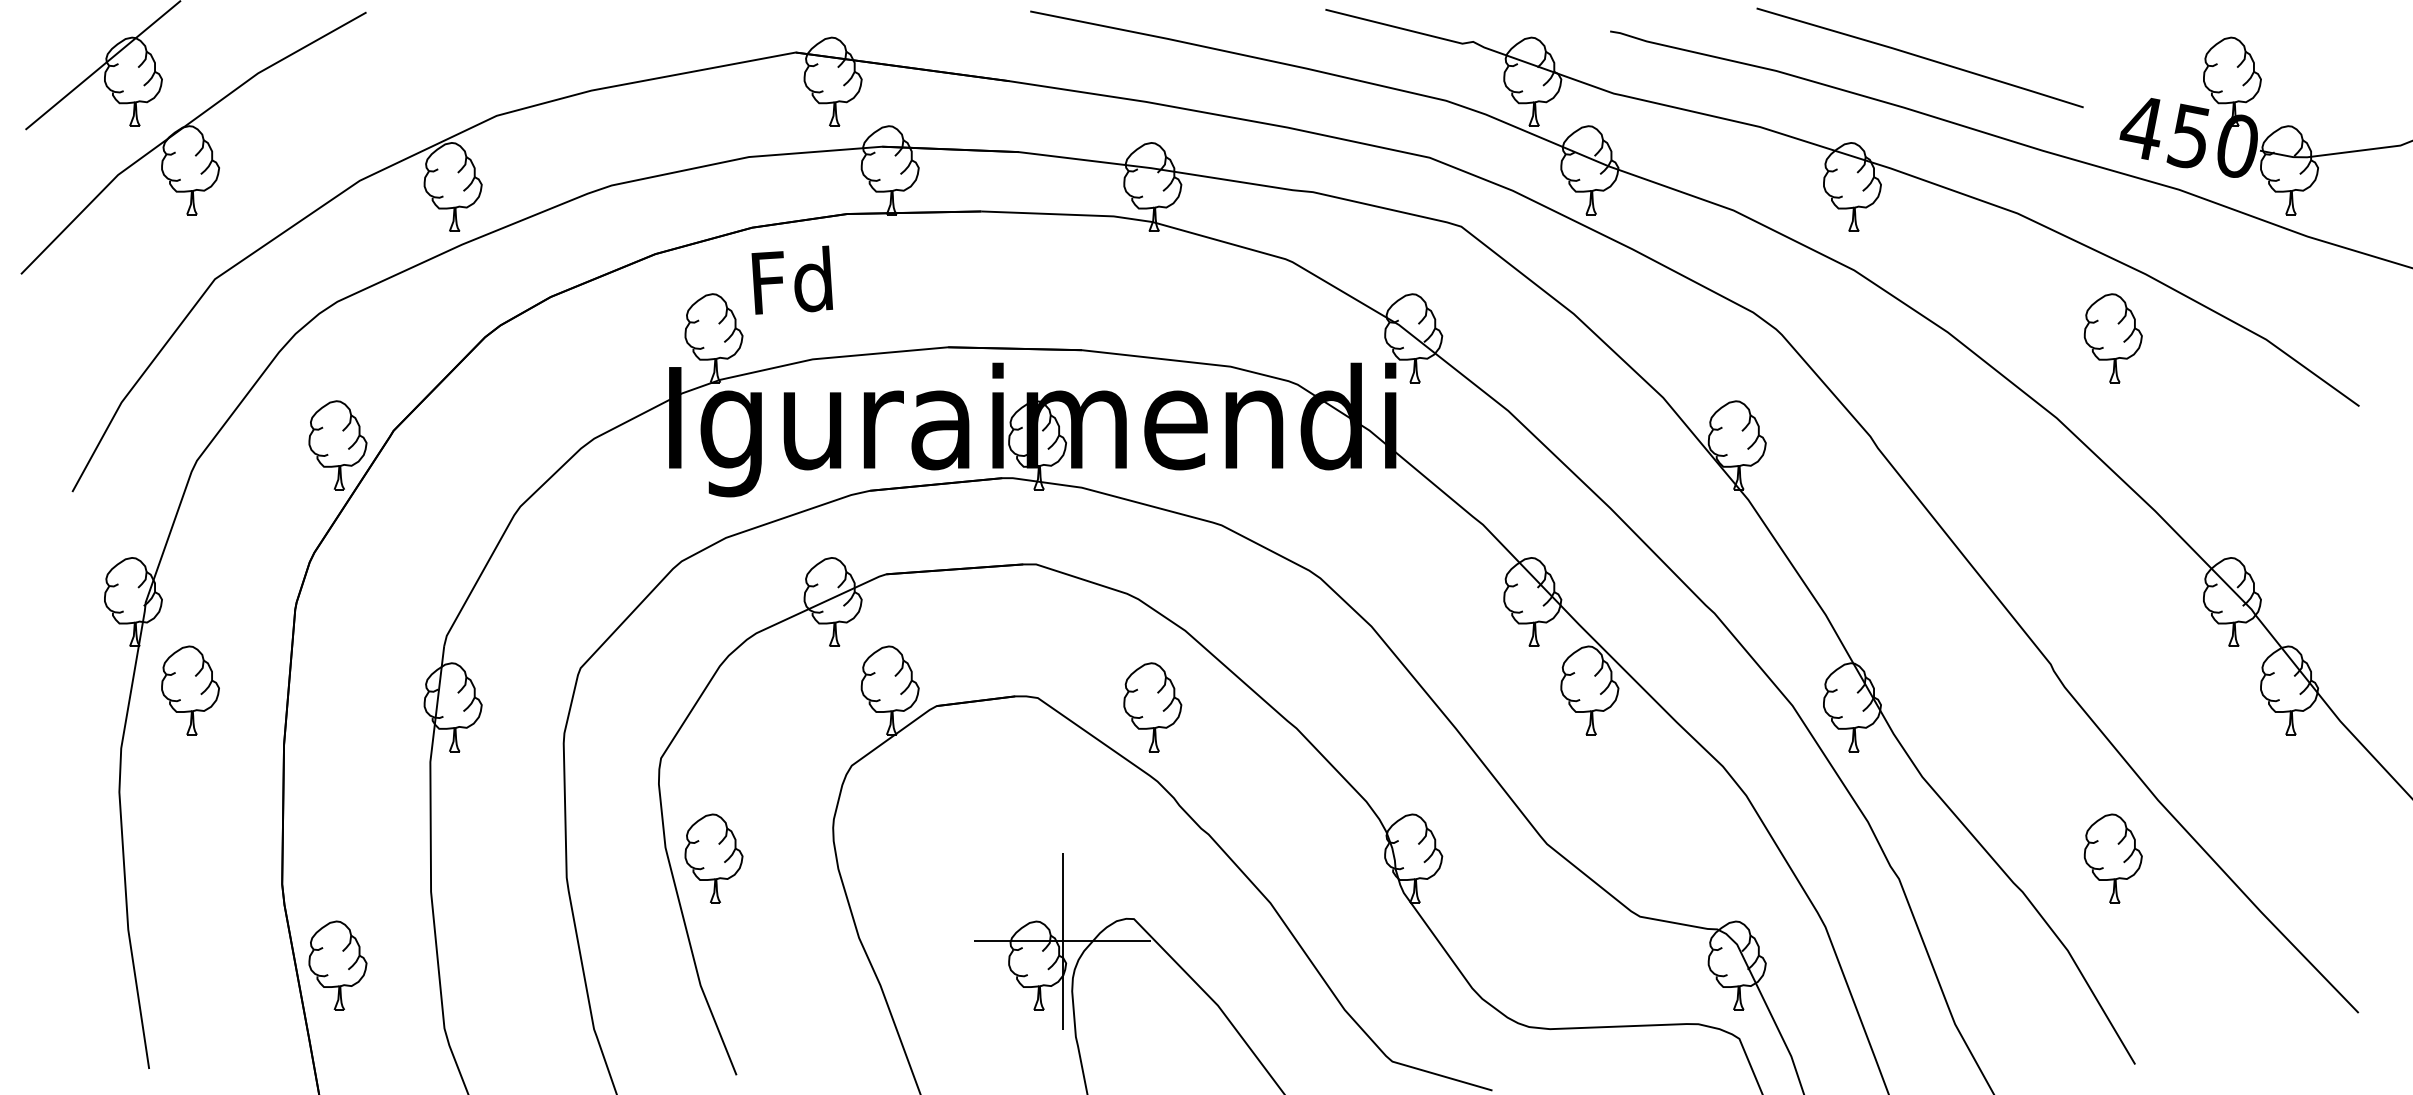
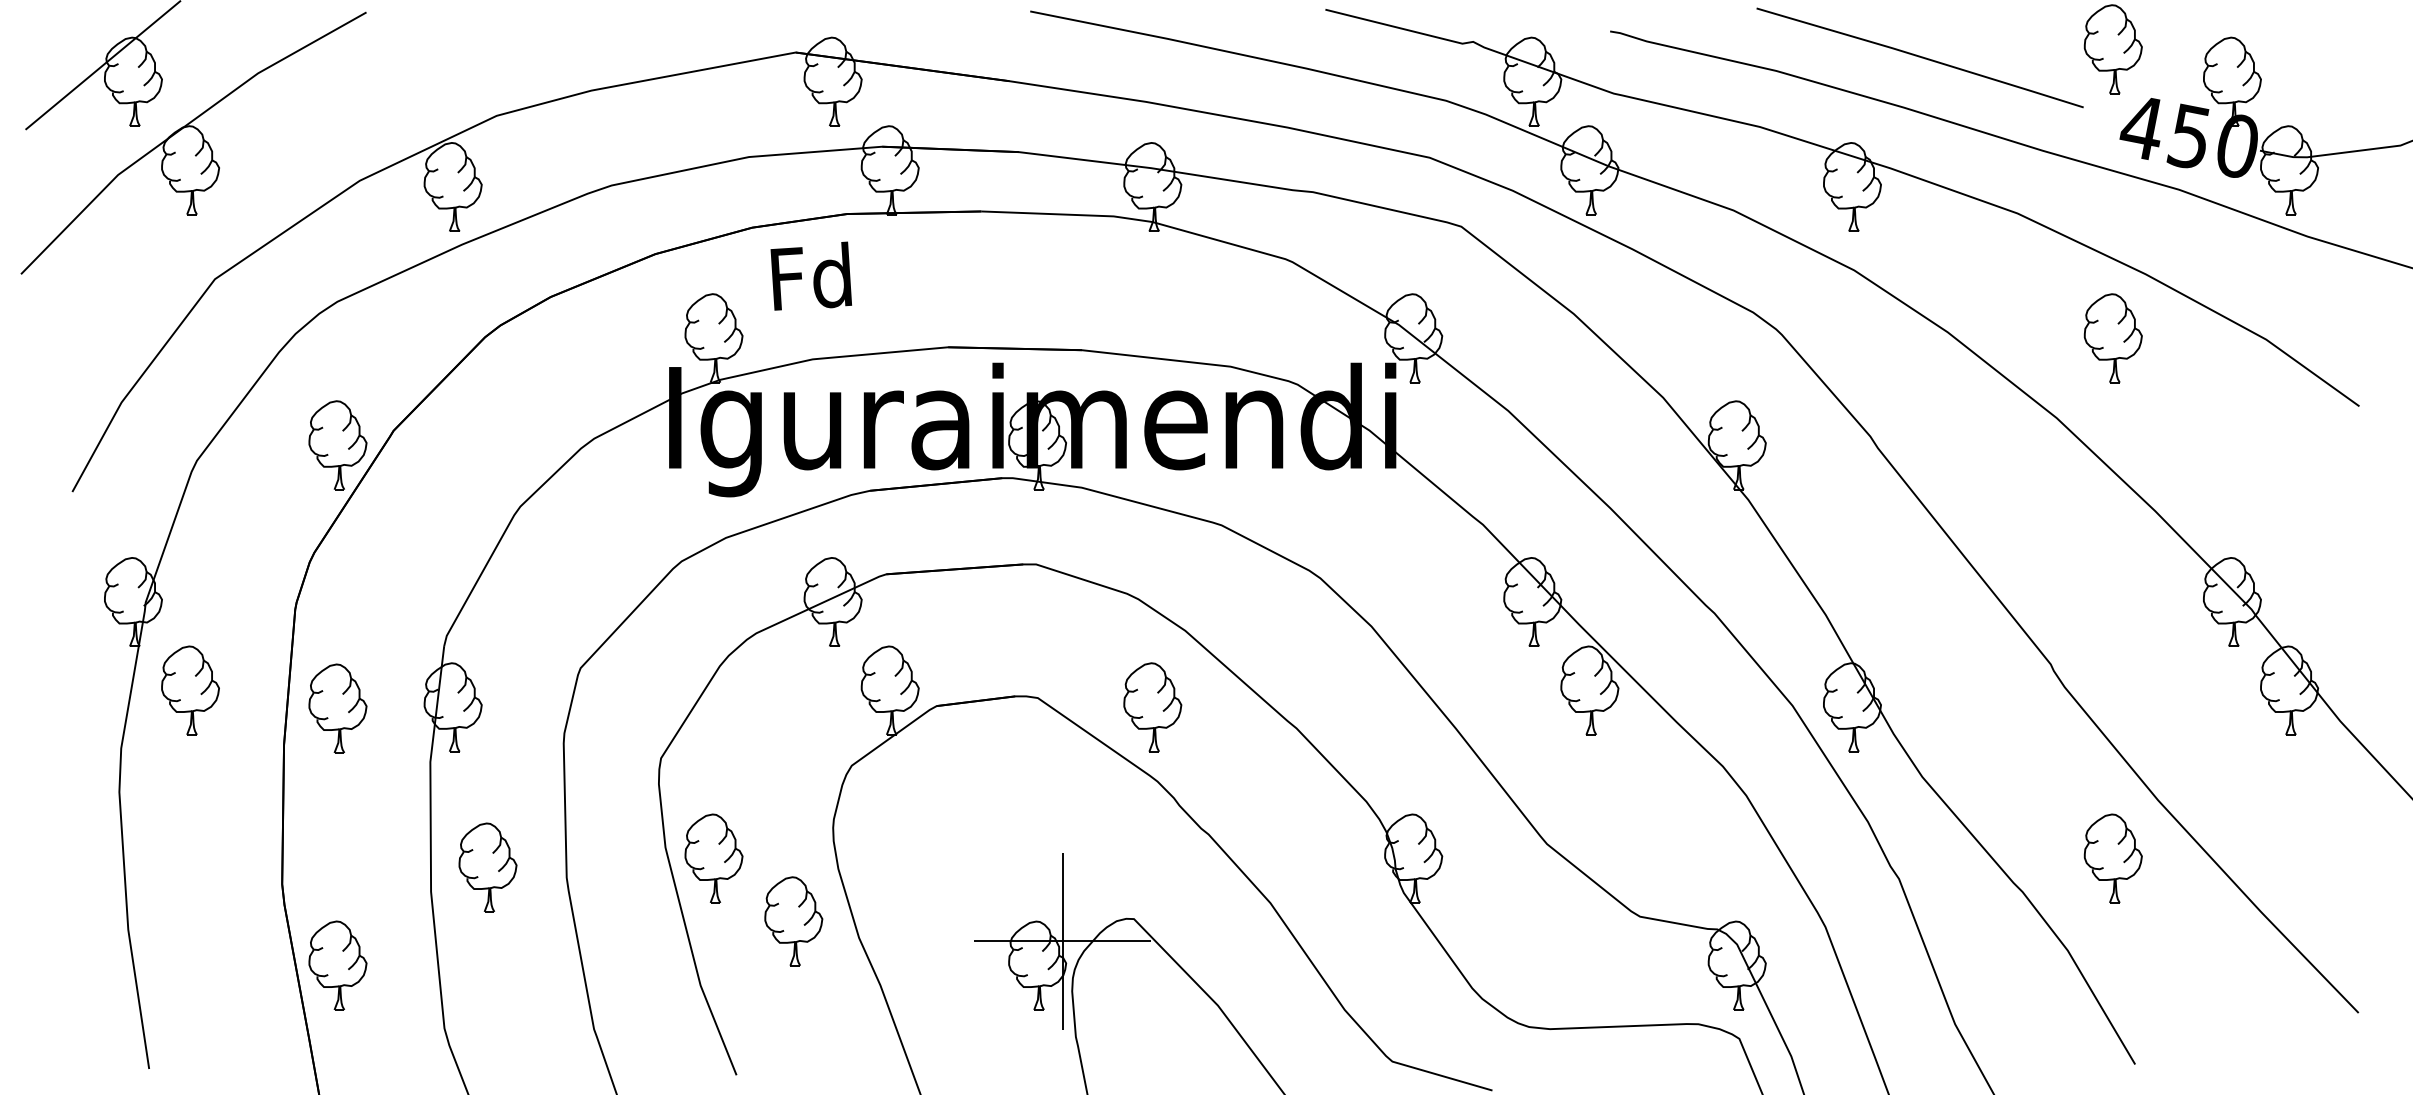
part: none -> present (2112, 49)
text position: (791, 279) -> (810, 275) (810, 275)
part: none -> present (337, 708)
part: none -> present (487, 867)
part: none -> present (793, 921)
